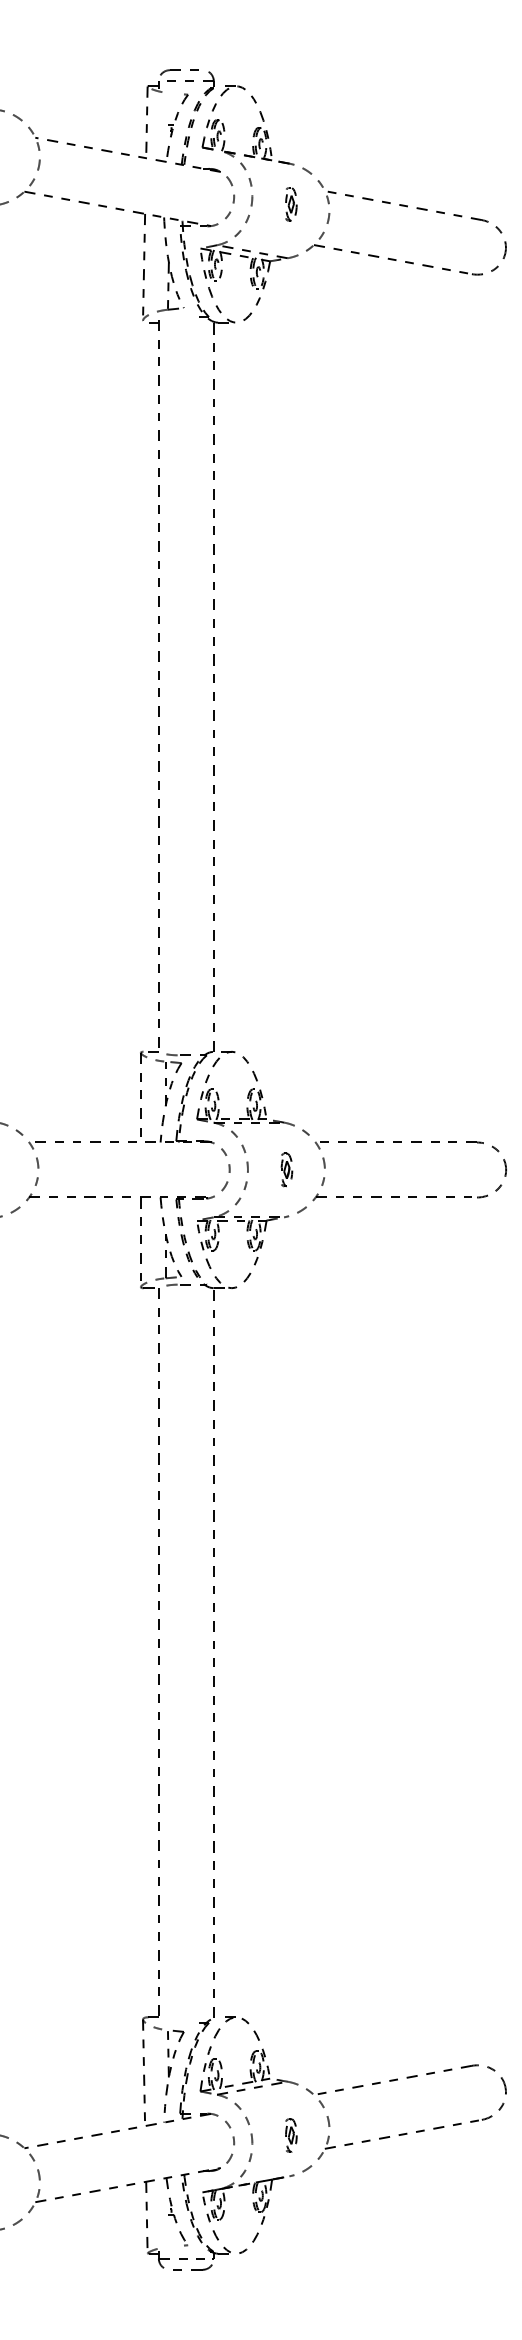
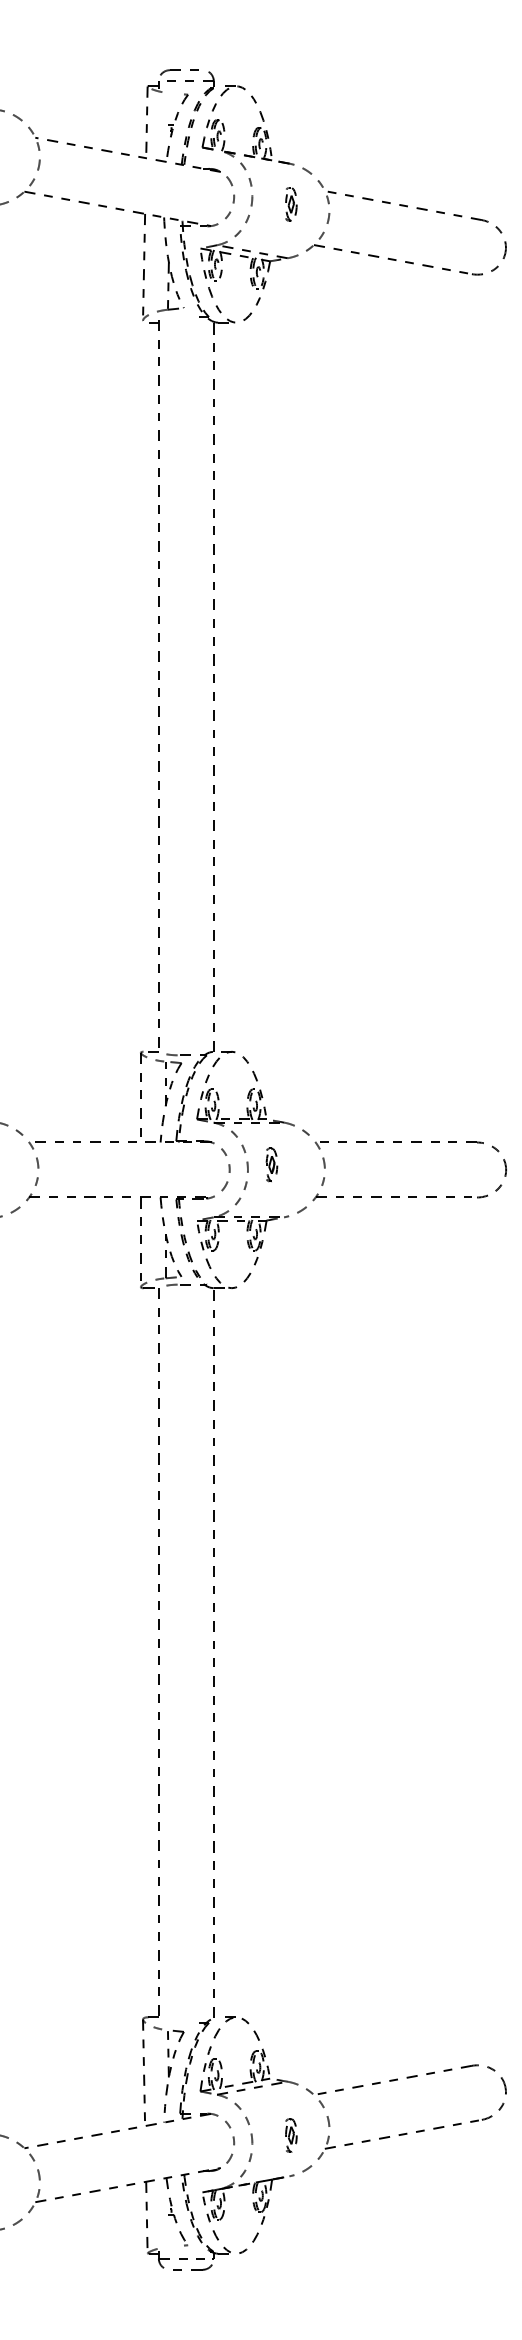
part position: (286, 1169) -> (271, 1164) (271, 1164)
